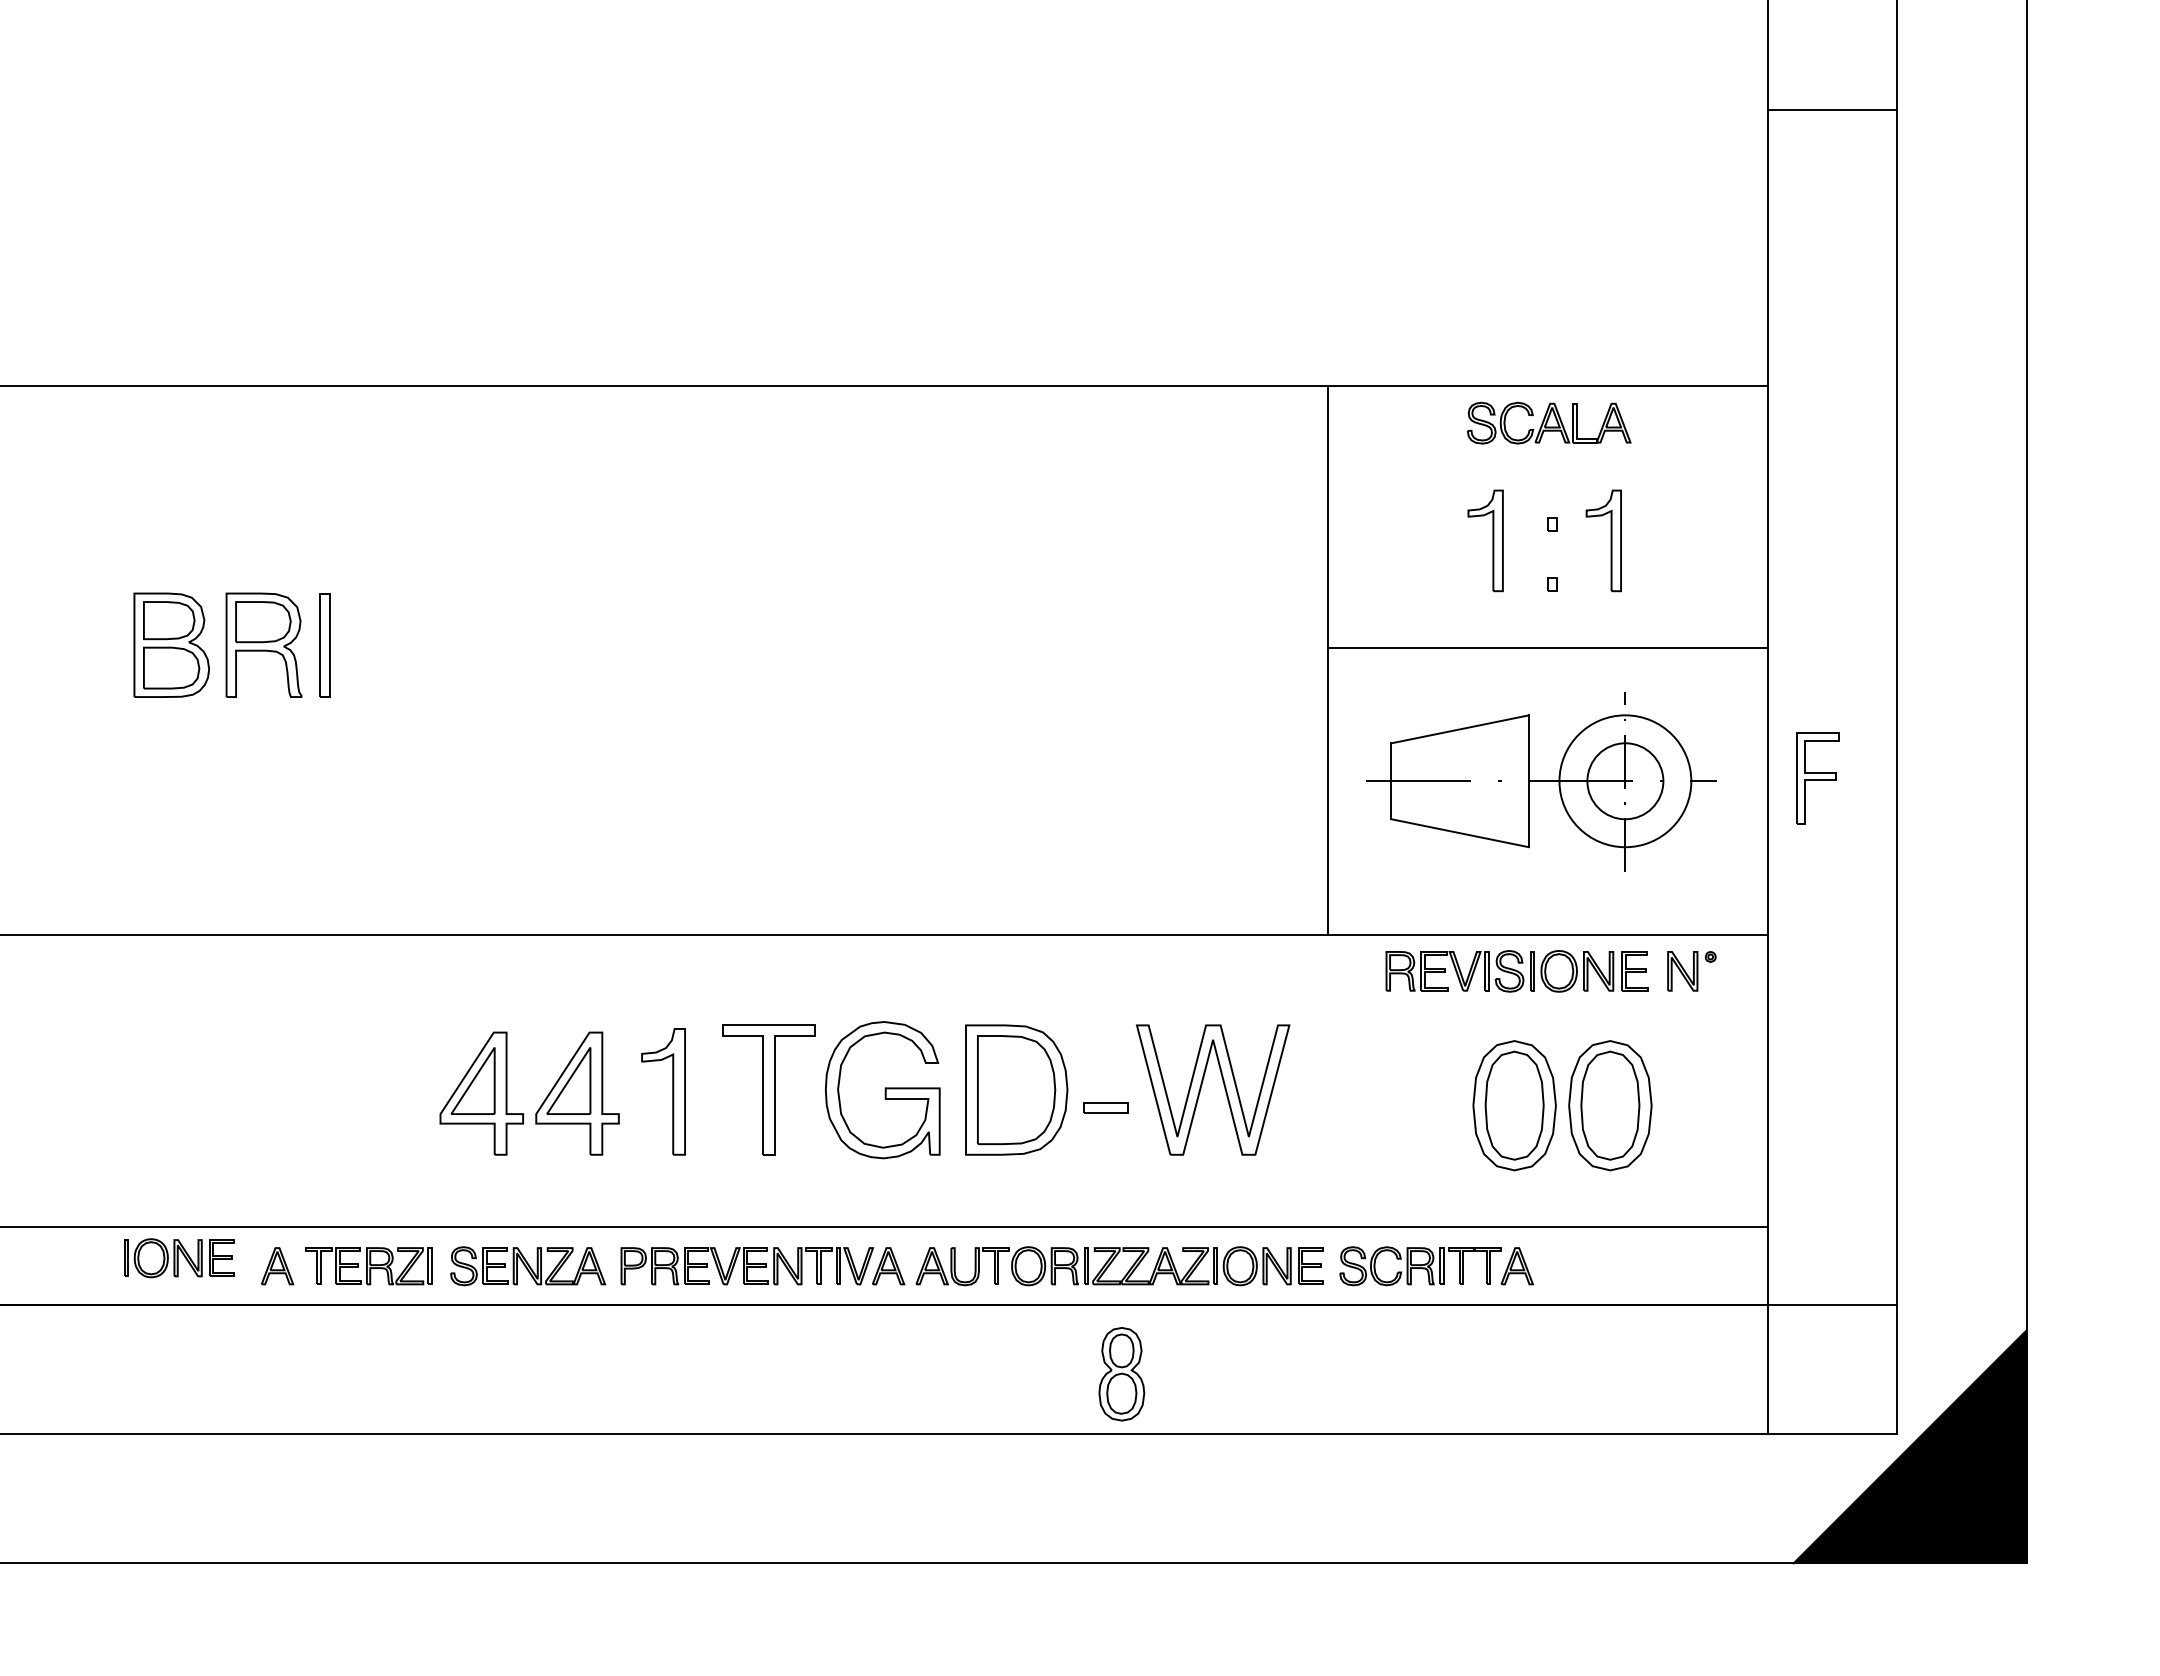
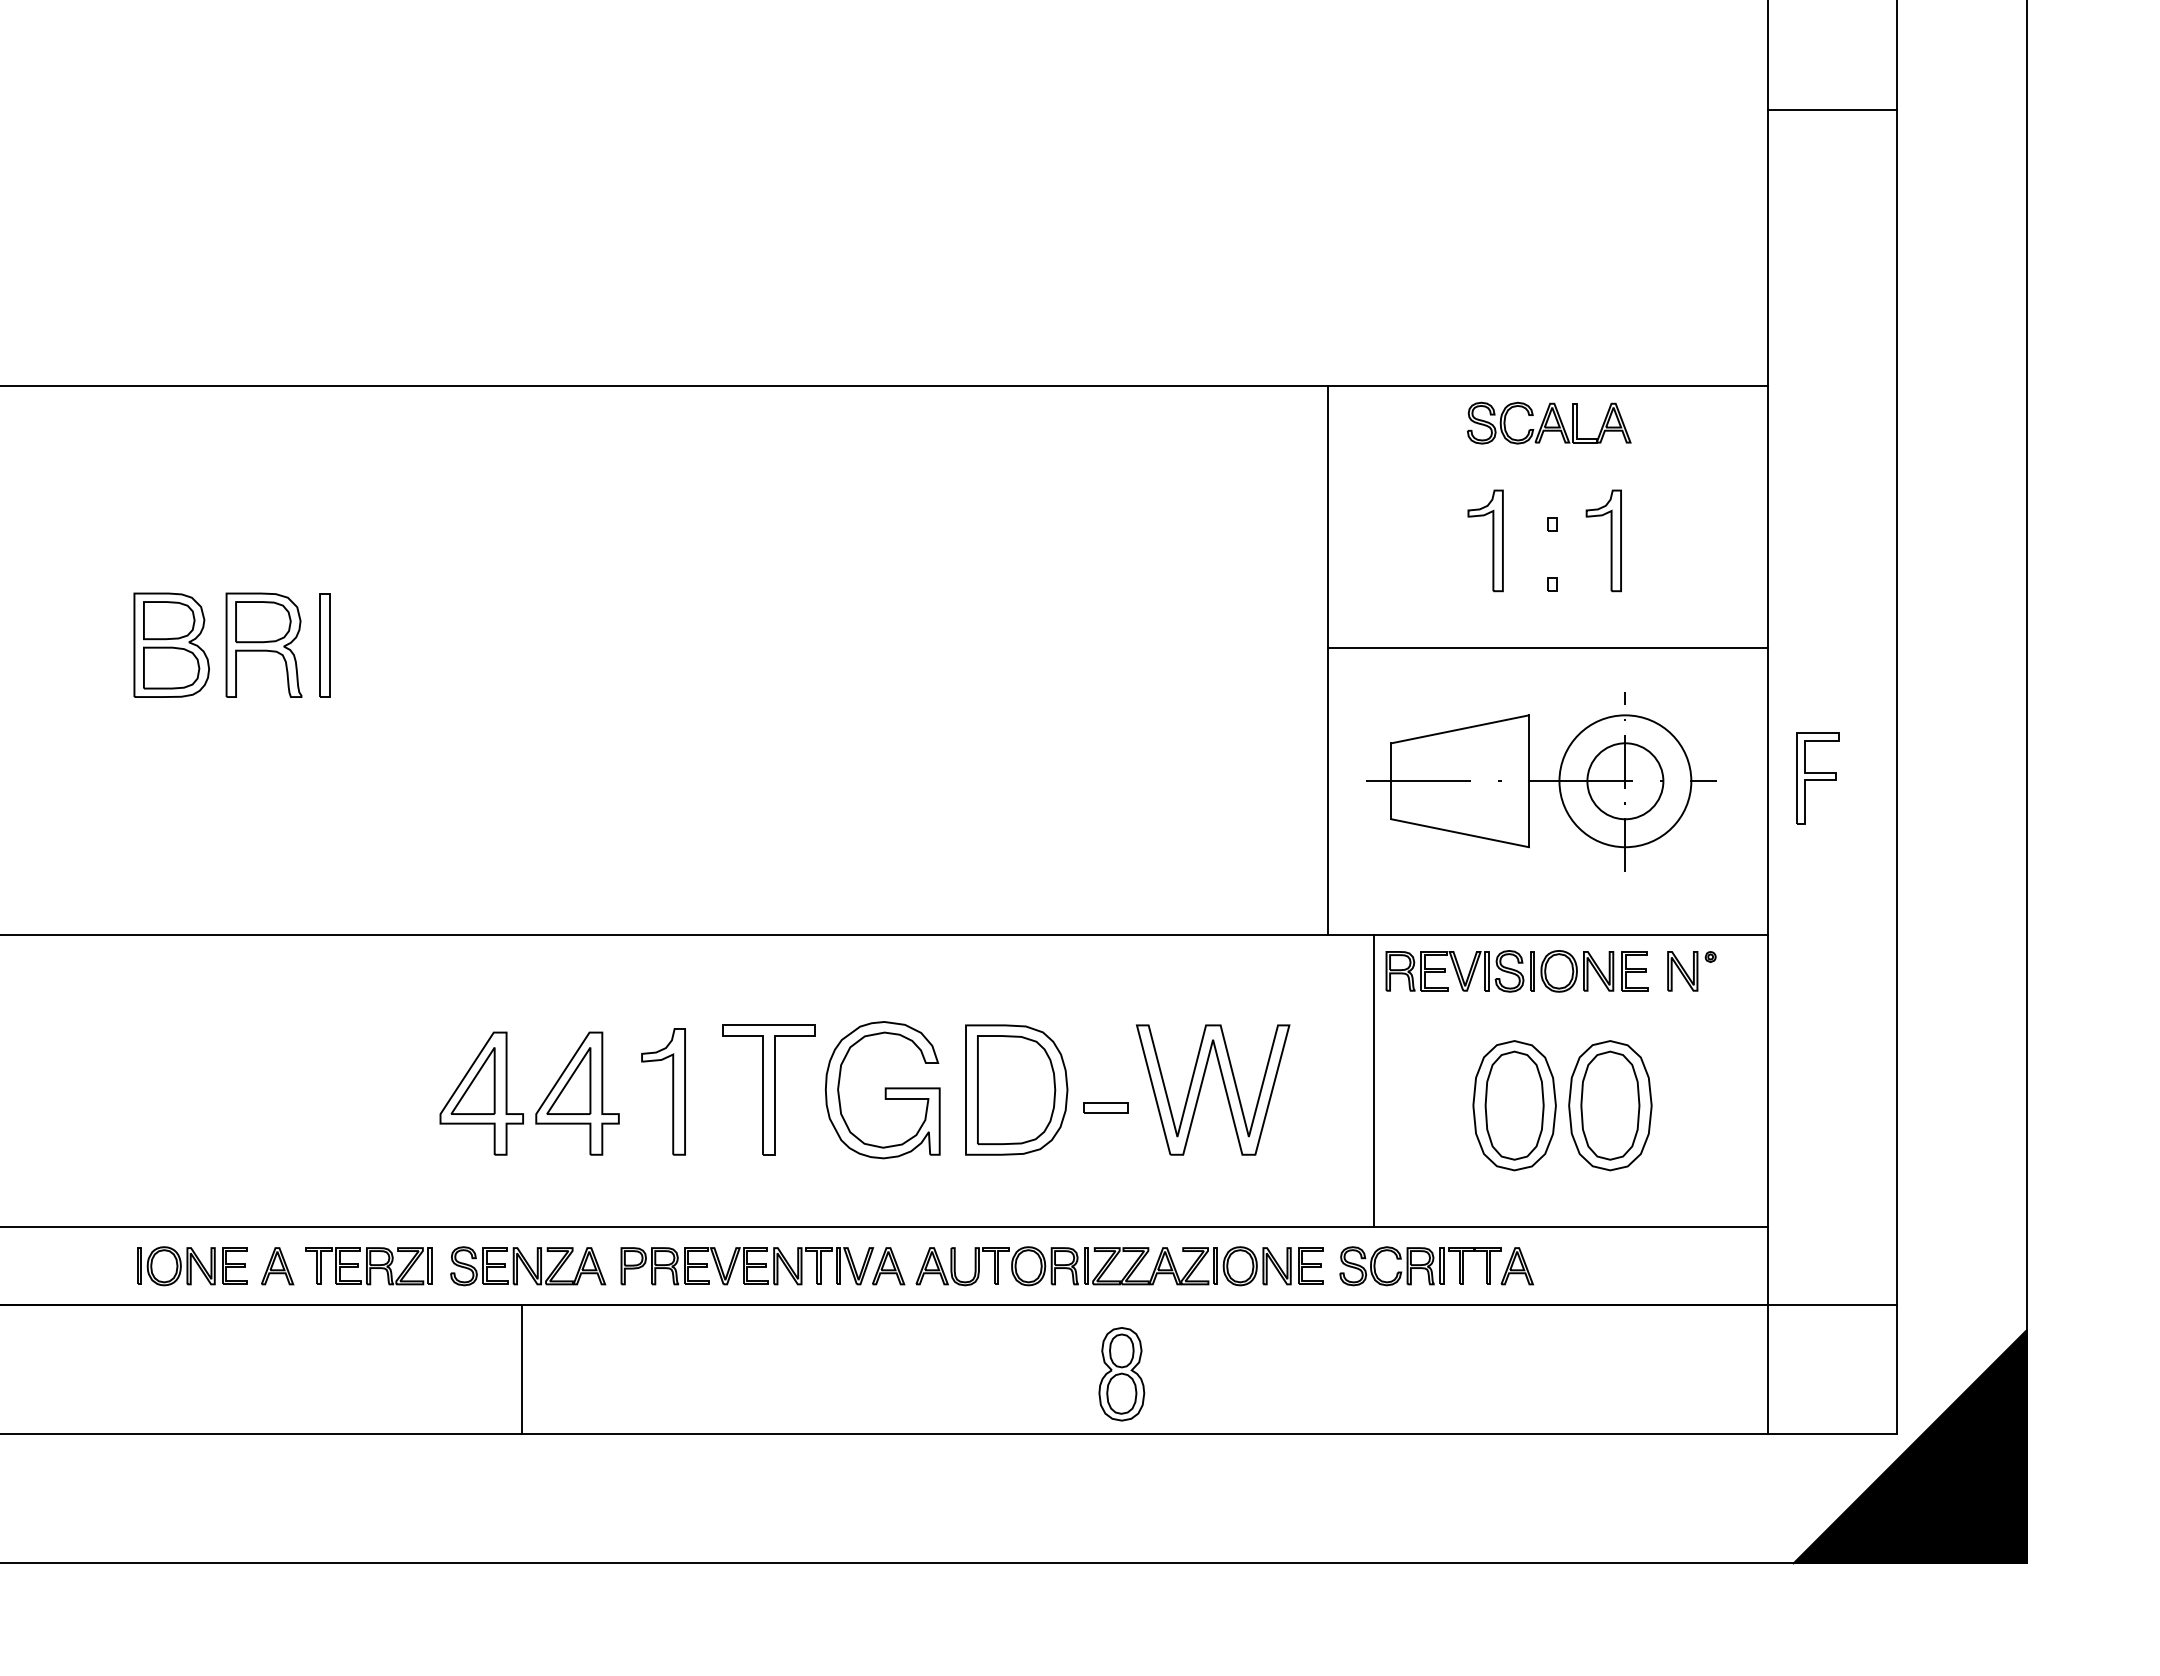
line: none -> present (1374, 1080)
part position: (179, 1258) -> (192, 1266) (192, 1266)
line: none -> present (522, 1368)
